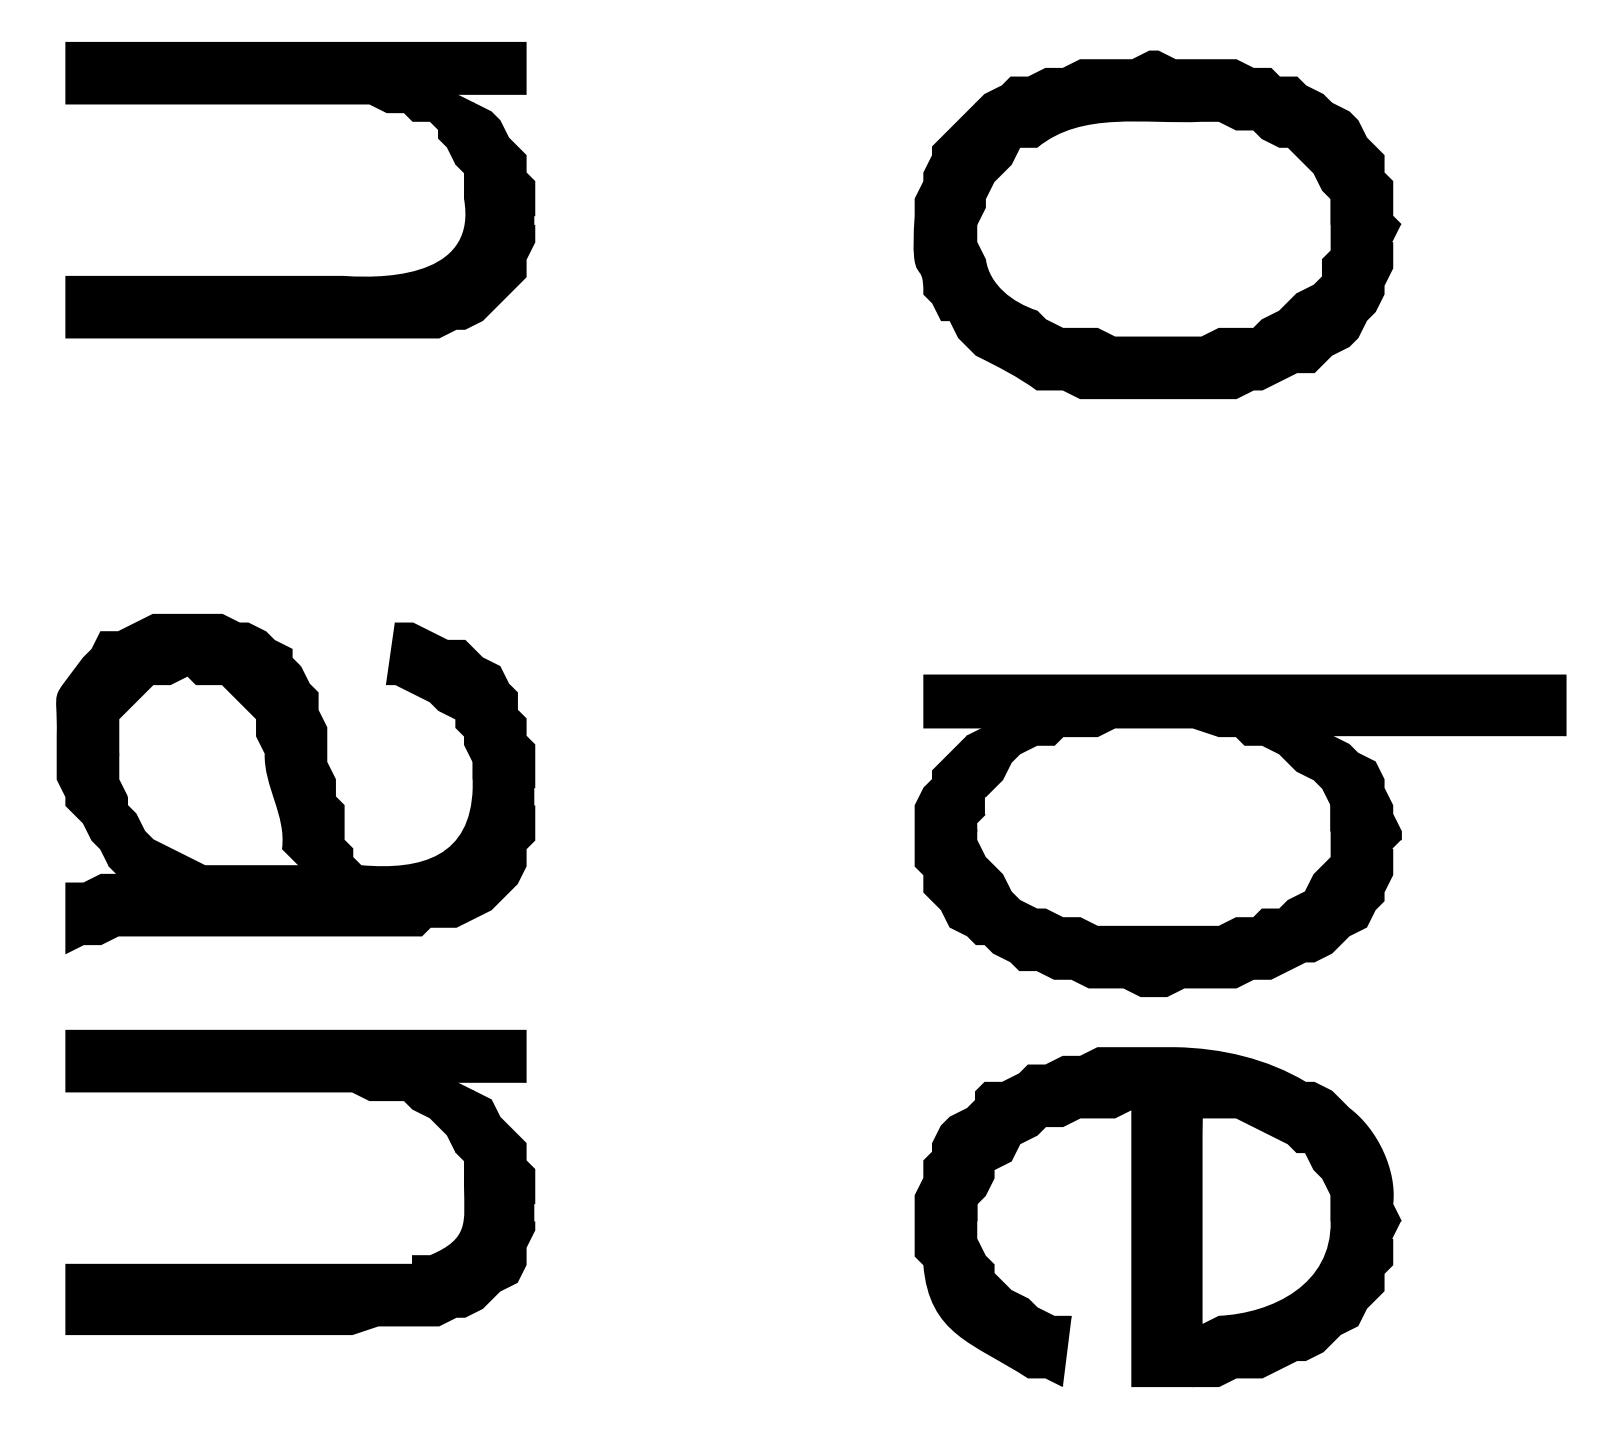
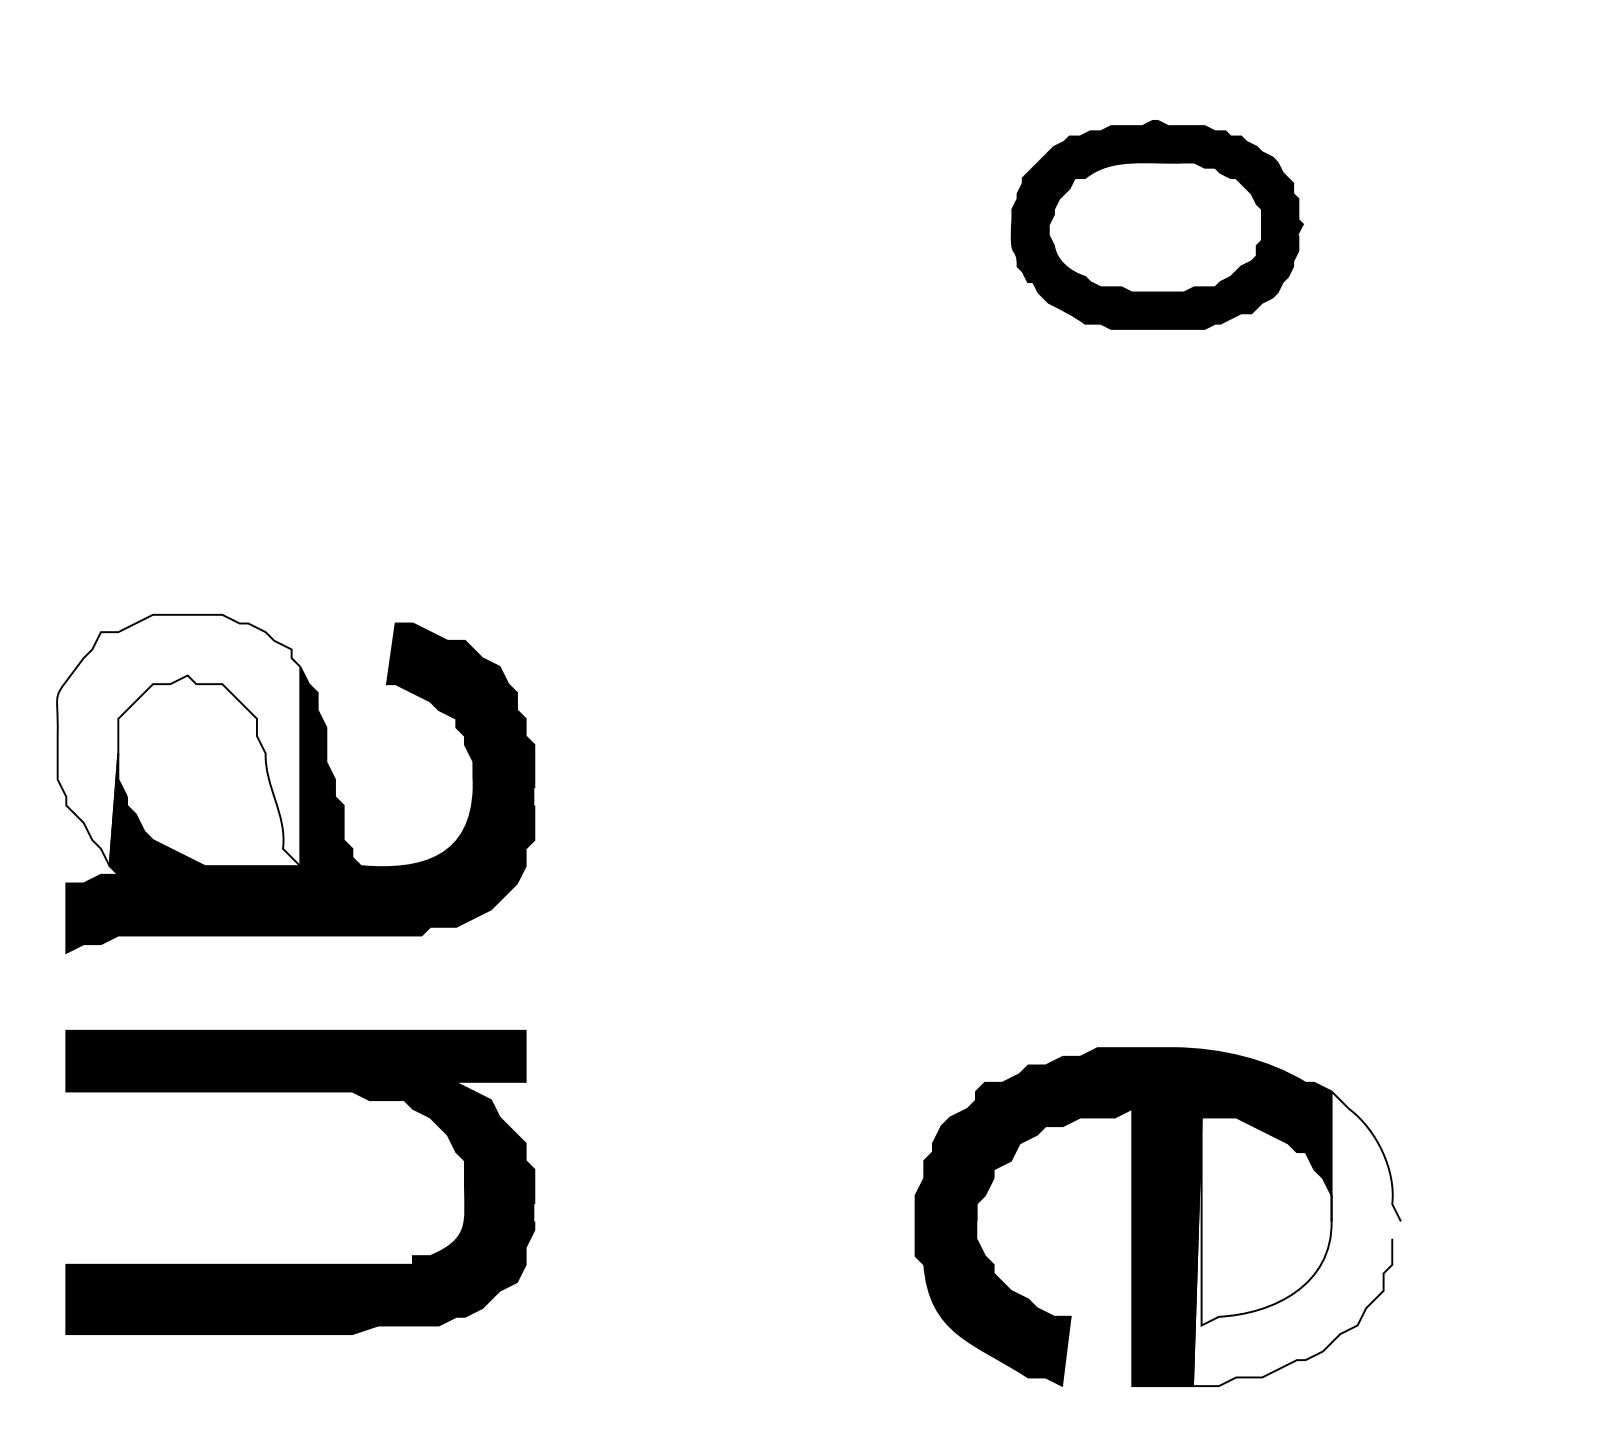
part: present -> none (300, 104)
part size: 489x350 px -> 294x210 px (1156, 224)
fill: present -> none (178, 740)
part: present -> none (1240, 835)
fill: present -> none (1296, 1238)
